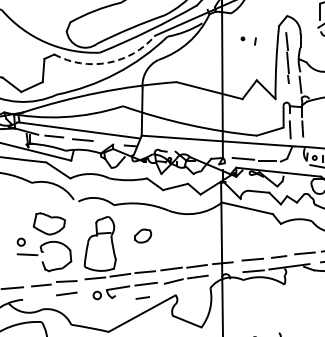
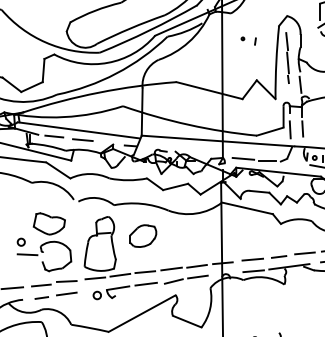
arc: dashed -> solid (108, 62)
part size: 19x16 px -> 29x24 px (143, 235)
line position: (142, 297) -> (41, 297) (41, 297)
